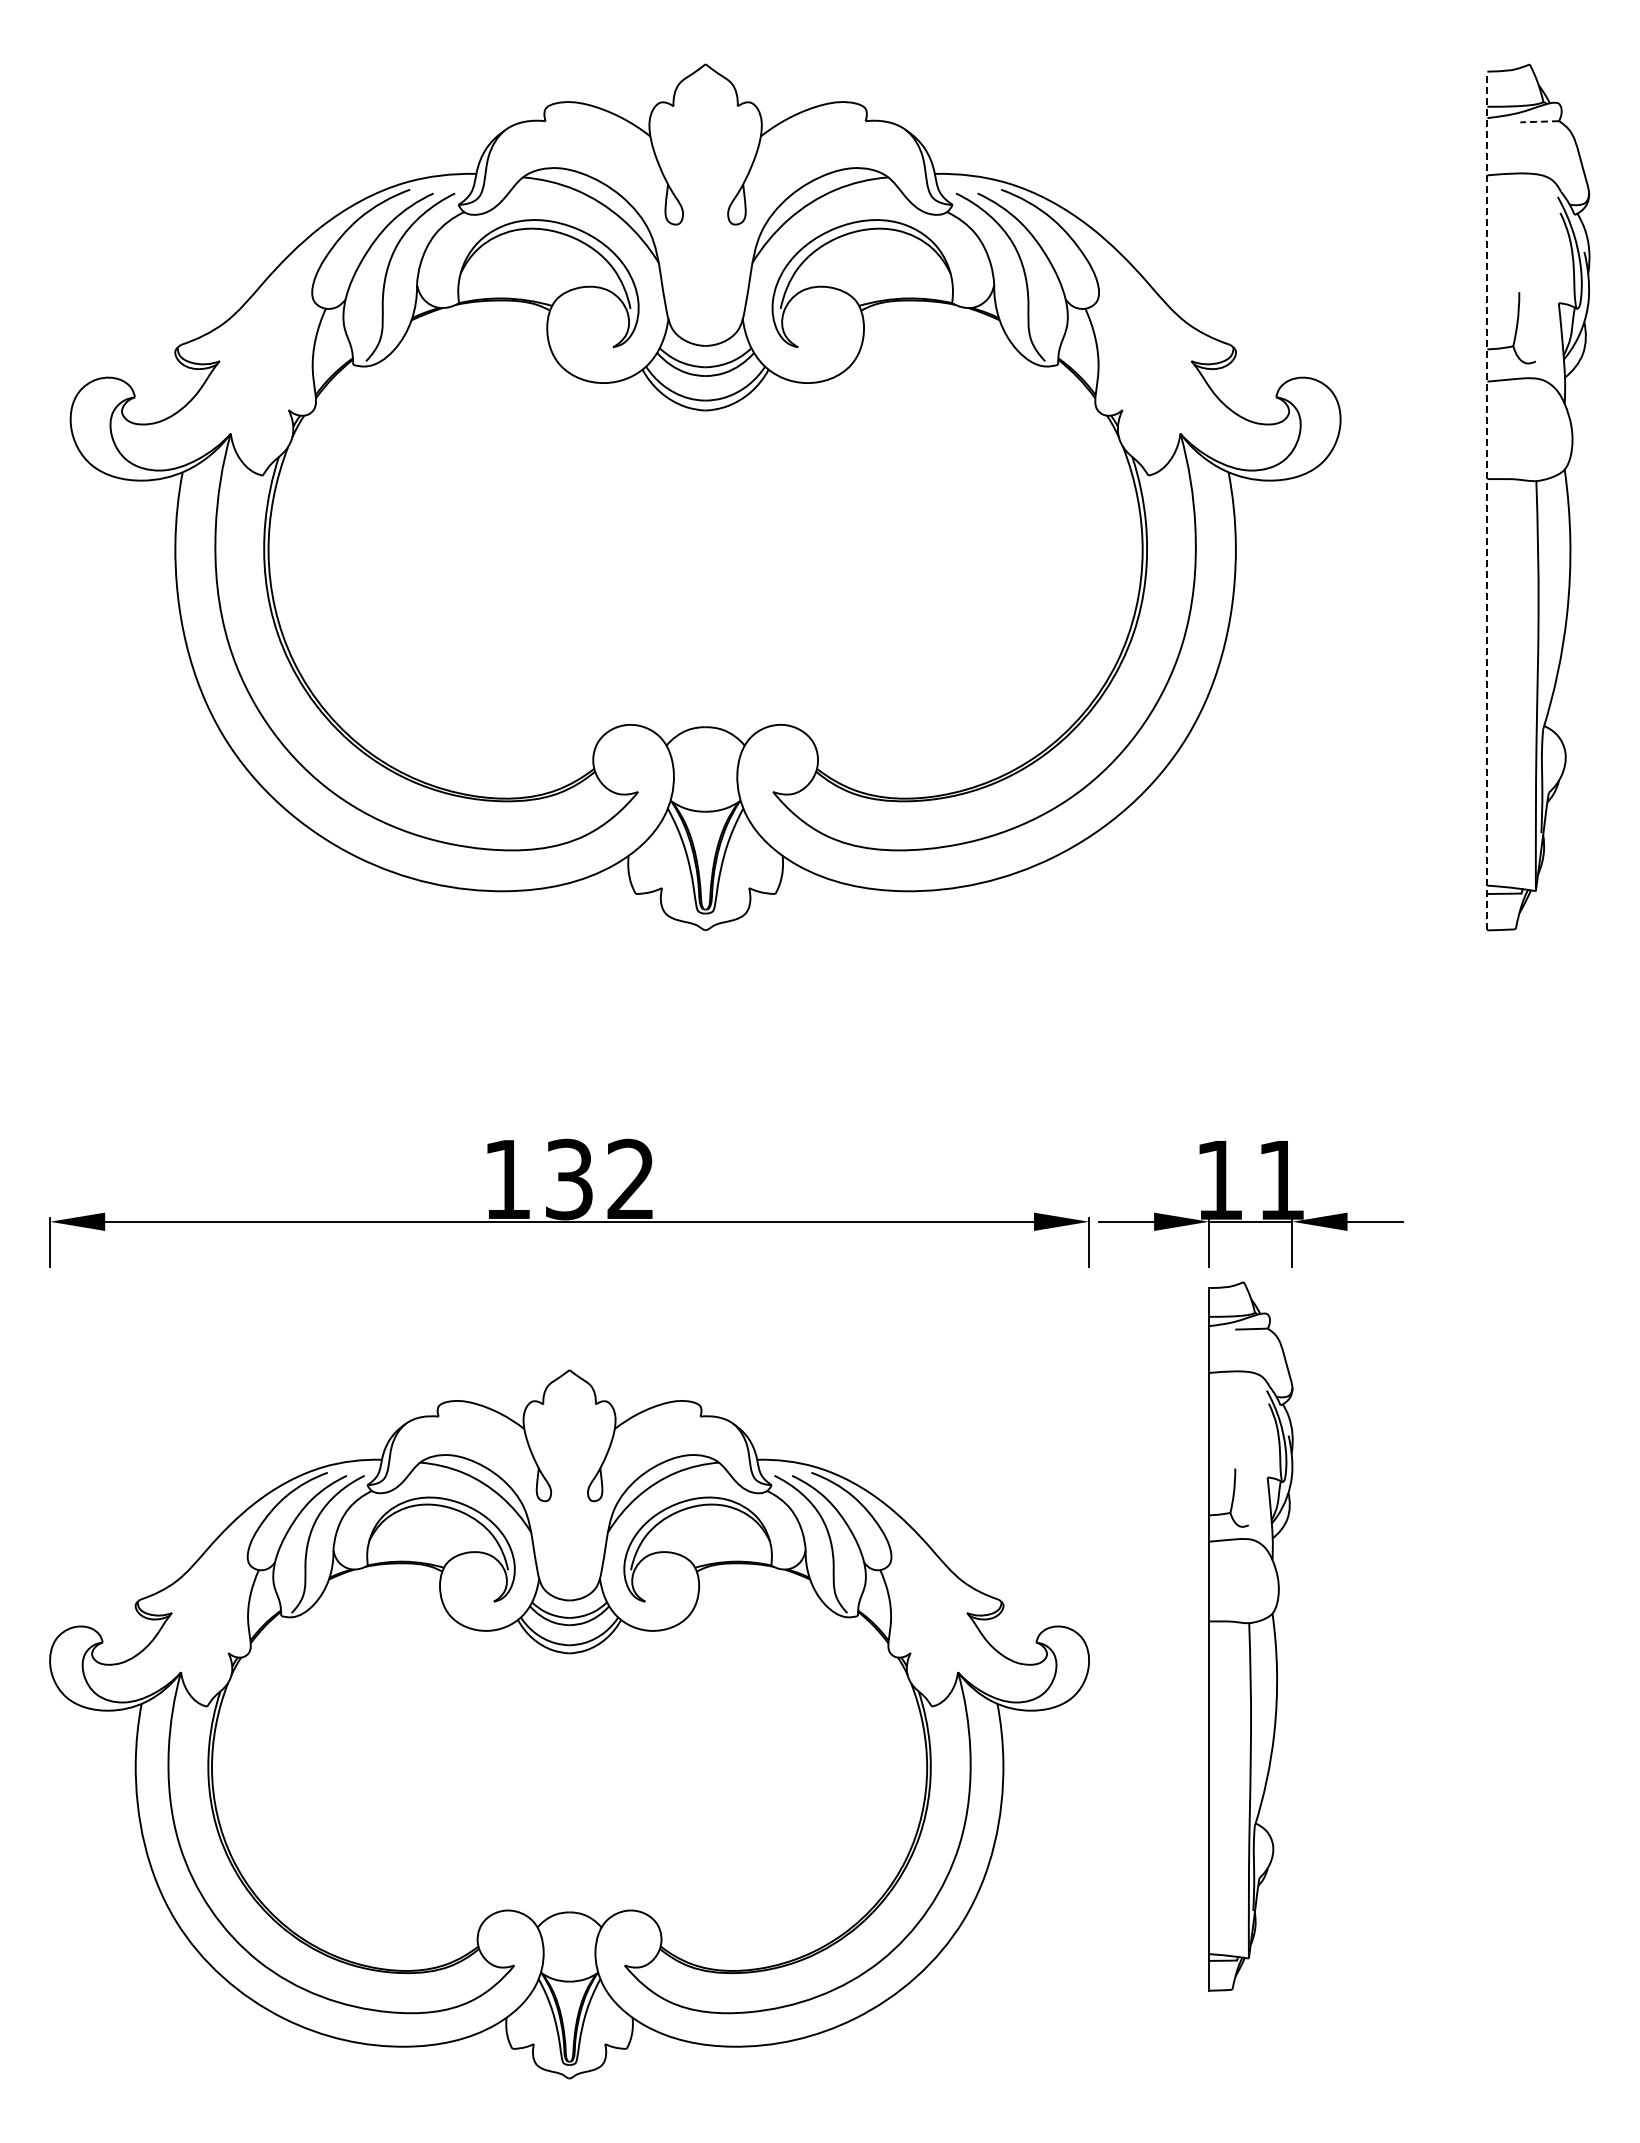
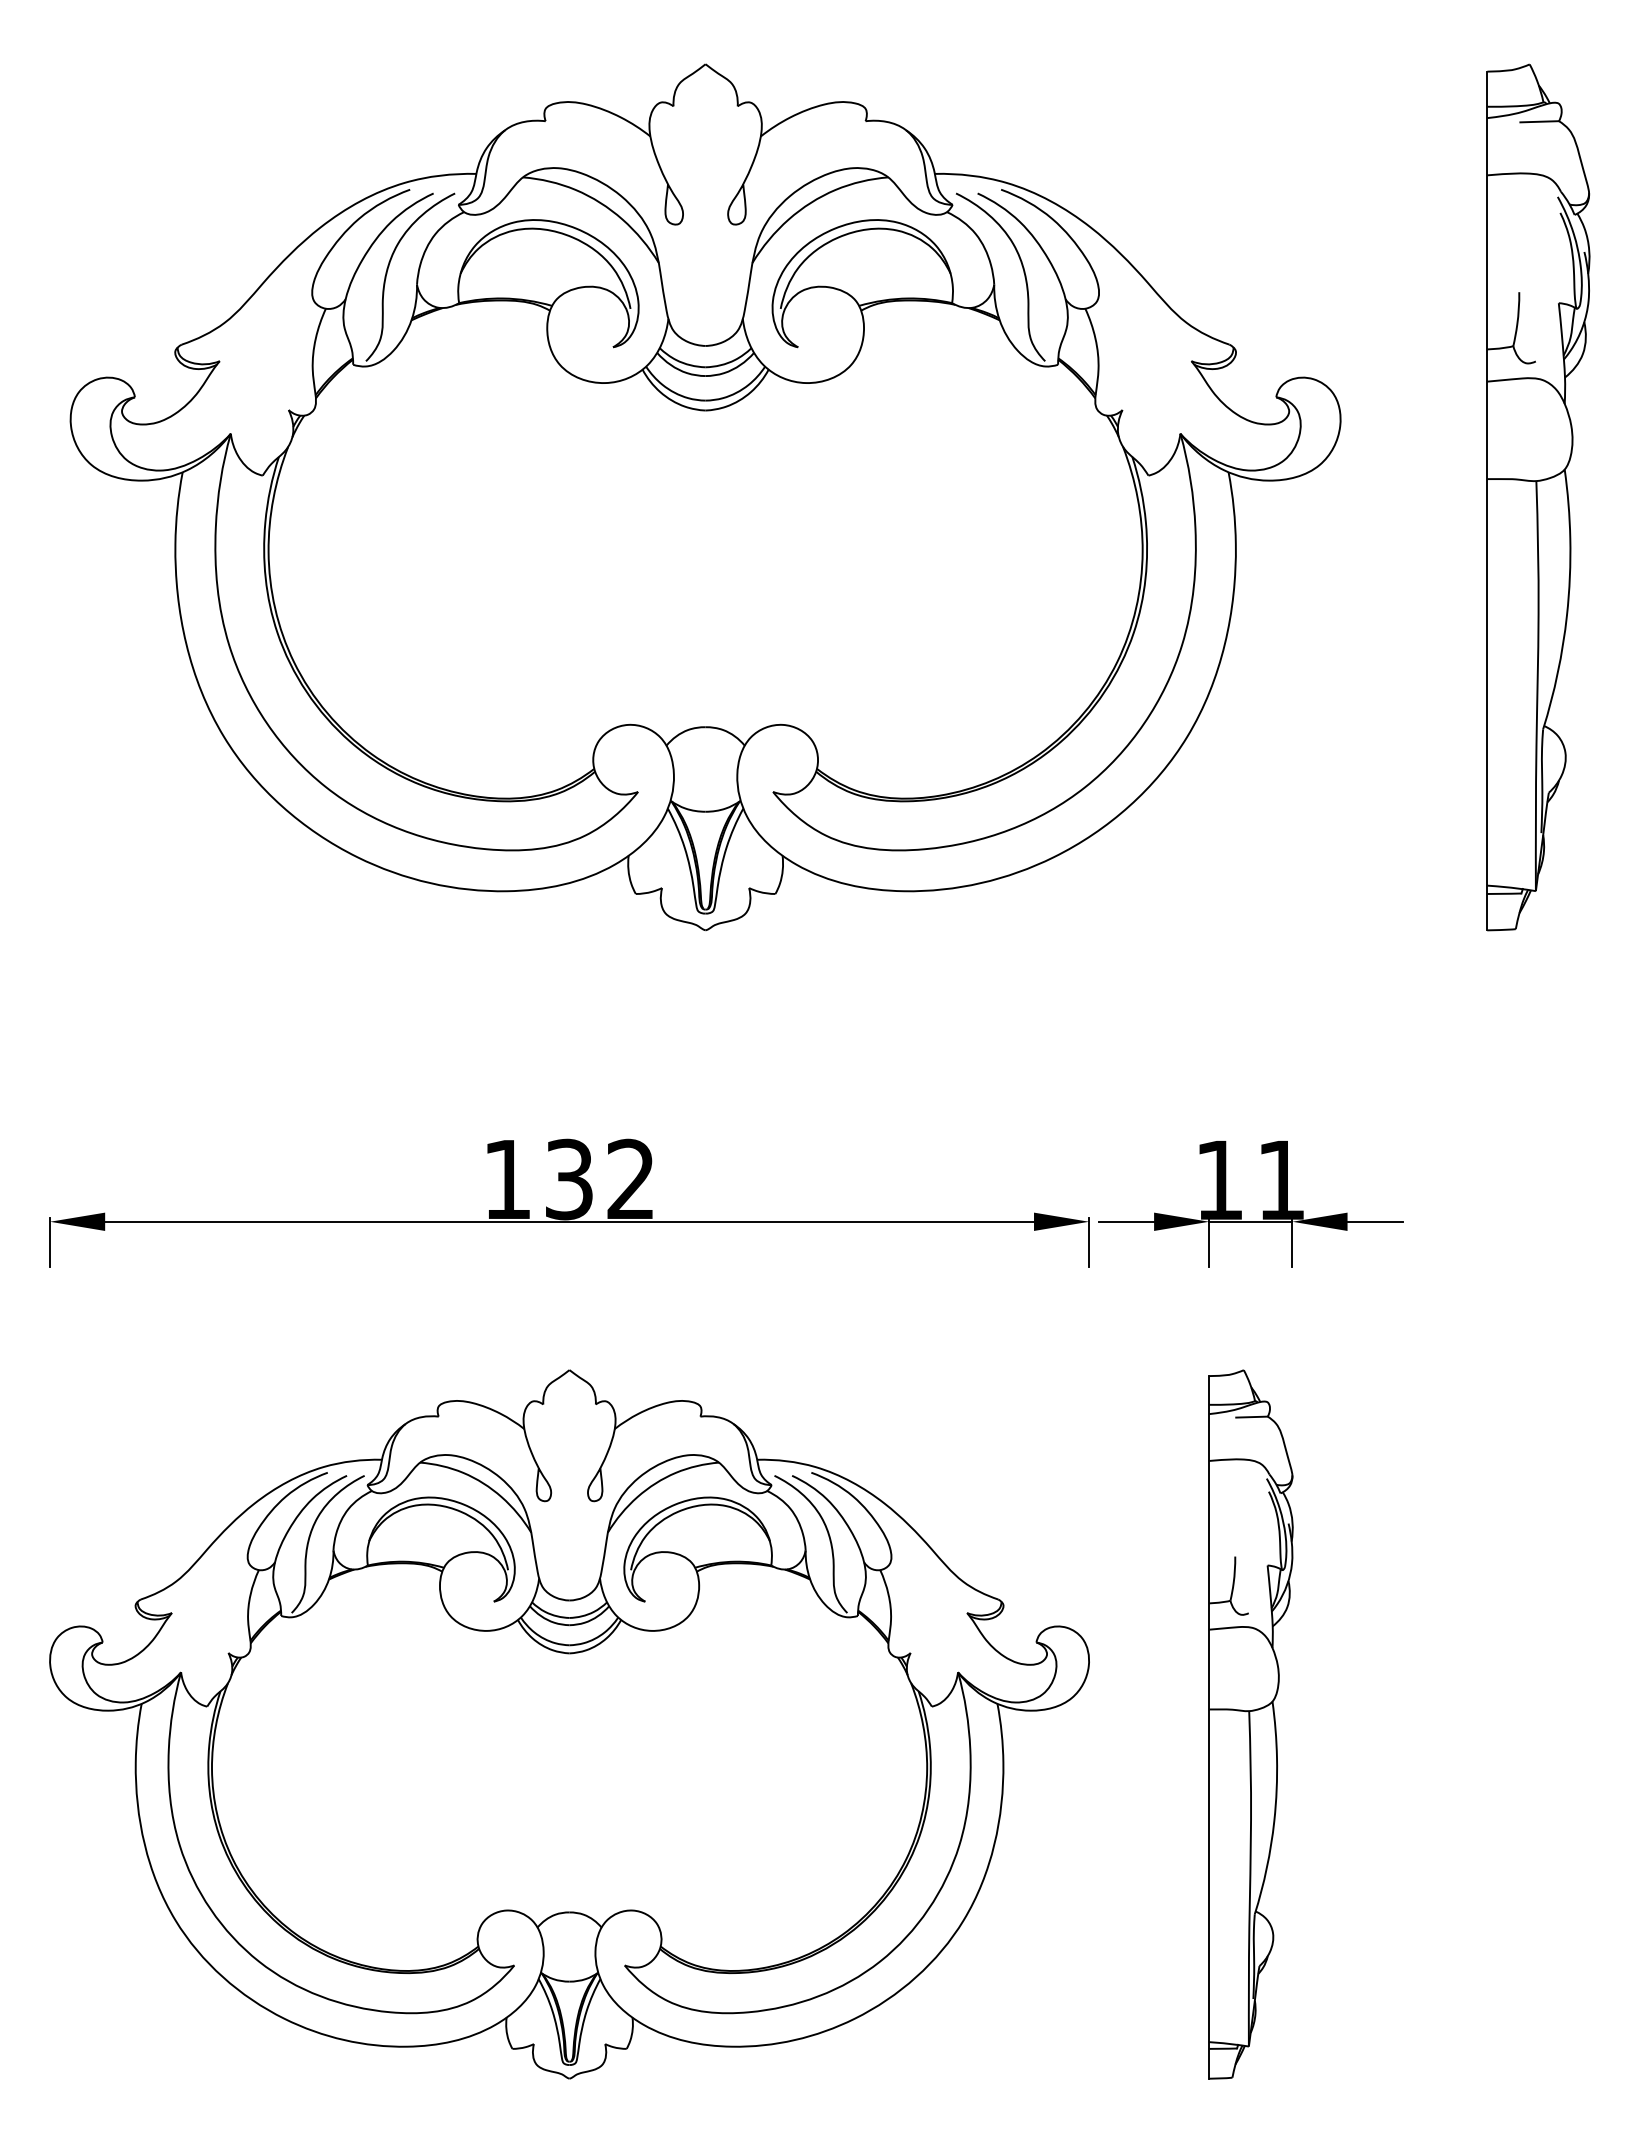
line: dashed -> solid (1539, 121)
line: dashed -> solid (1487, 500)
part position: (1250, 1636) -> (1250, 1724) (1250, 1724)
